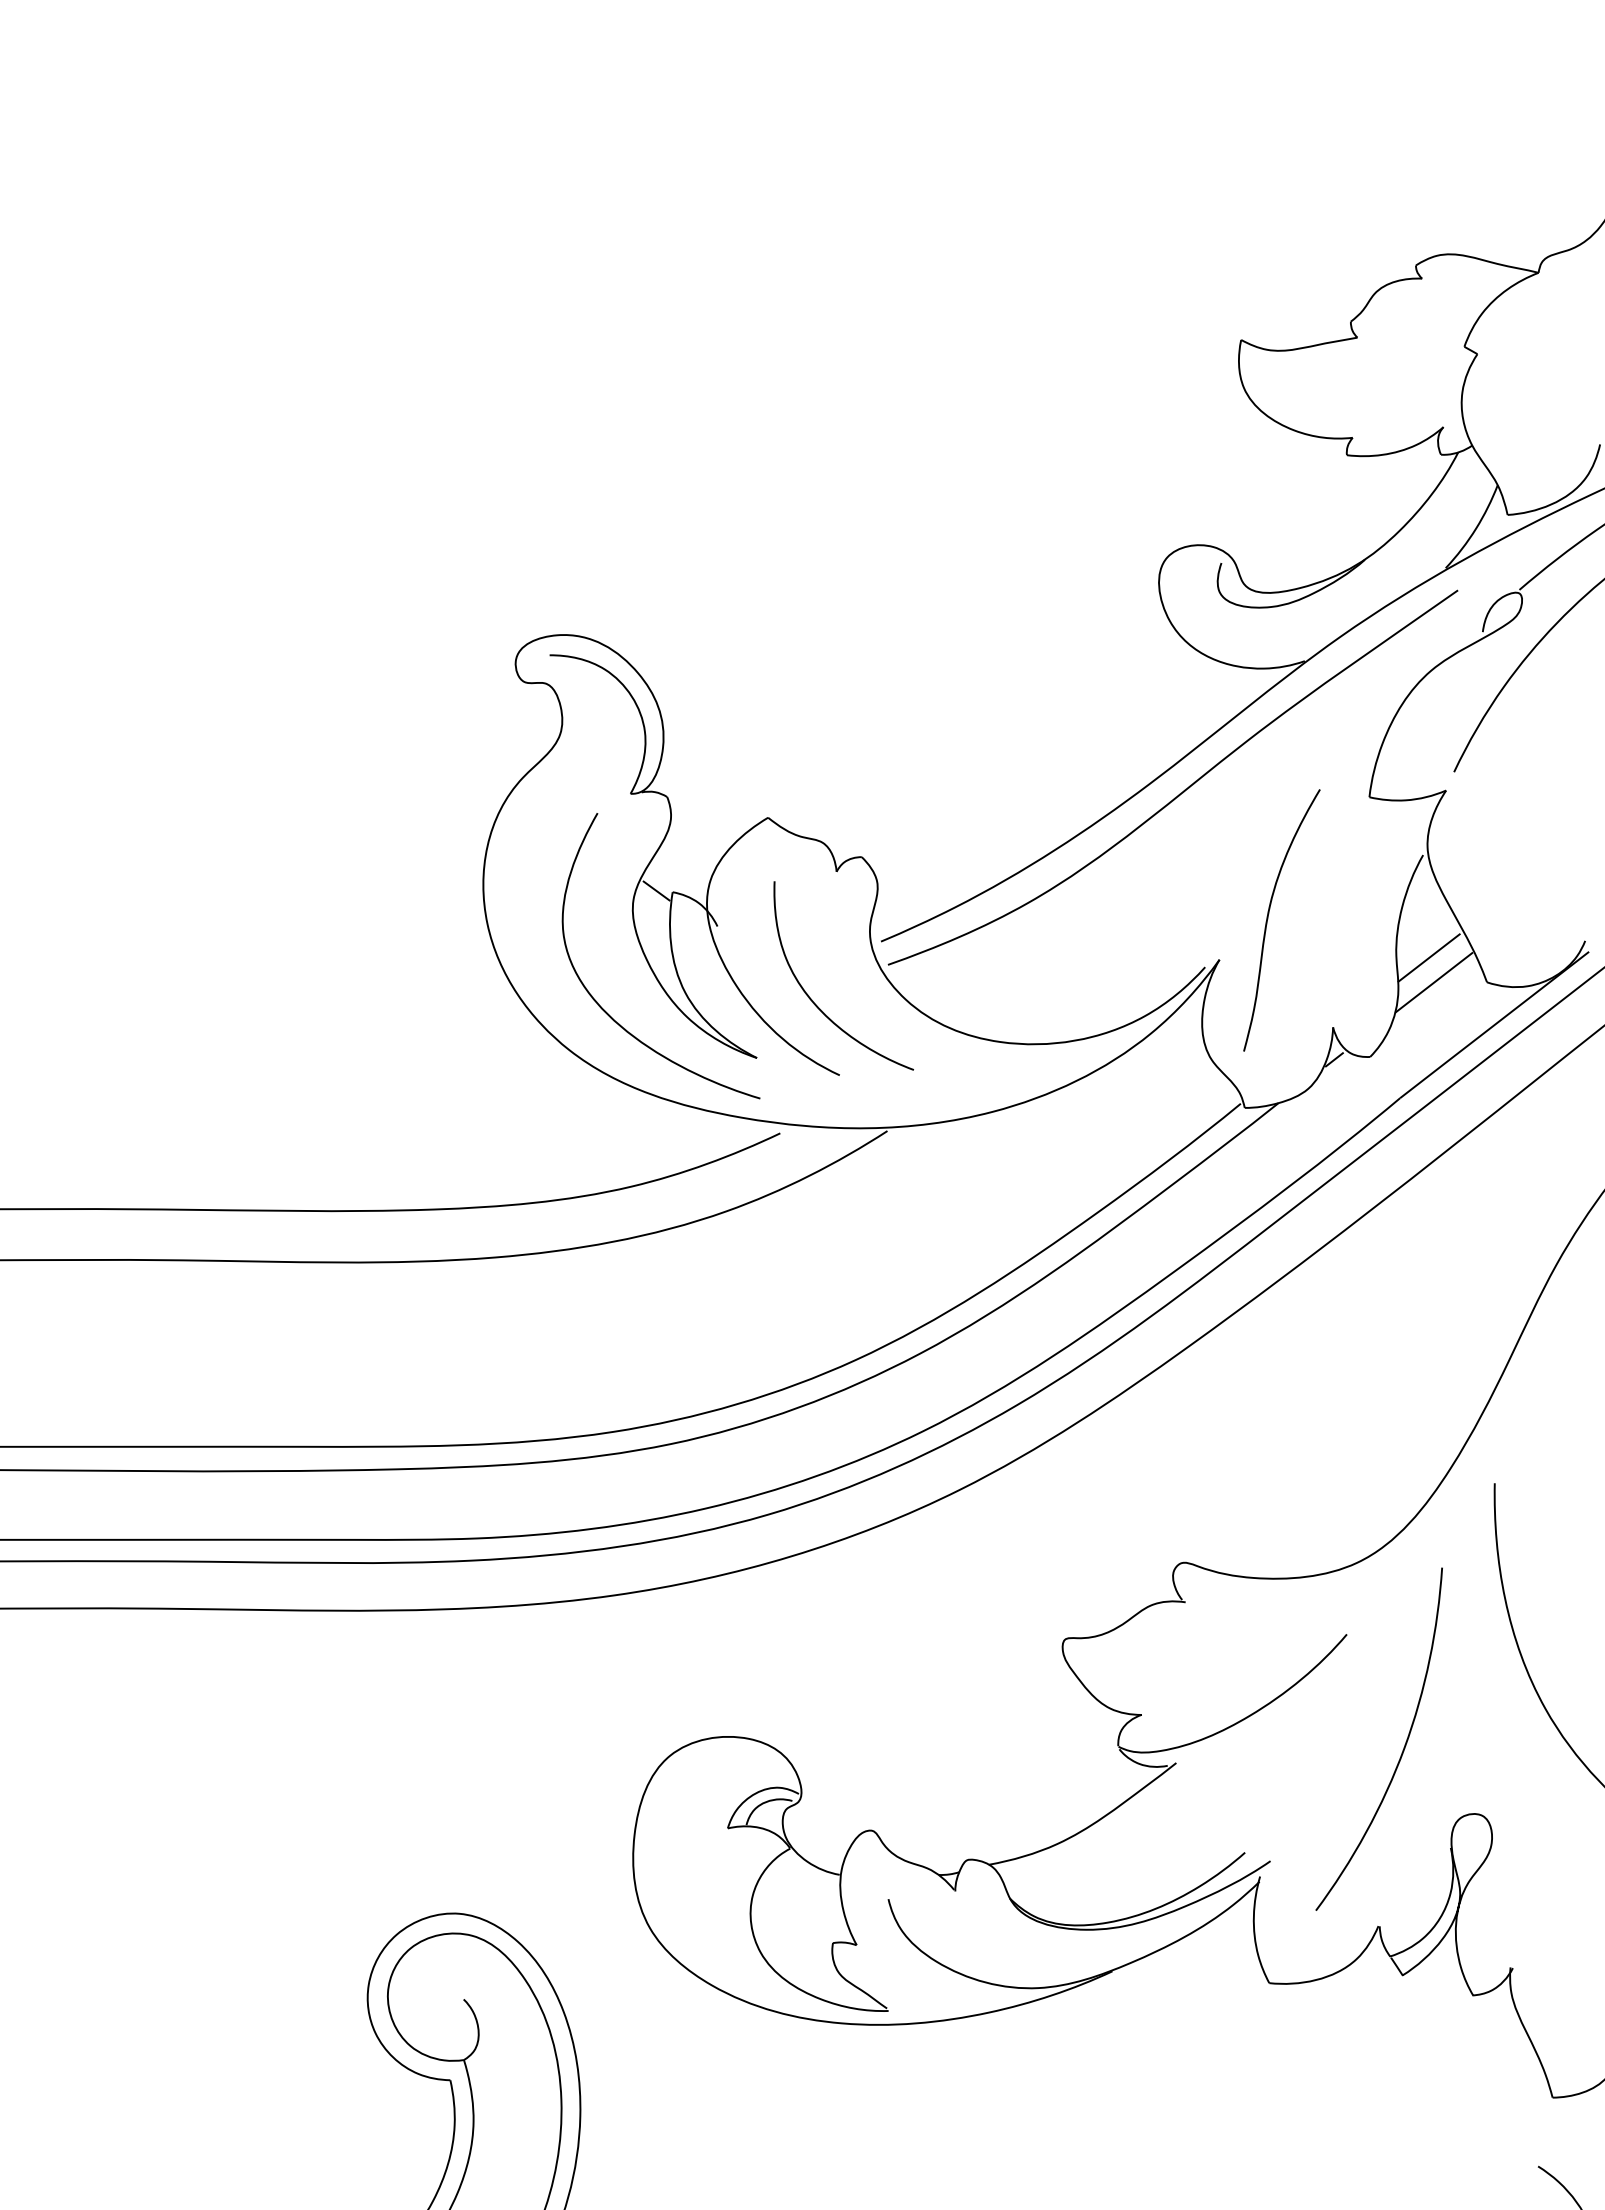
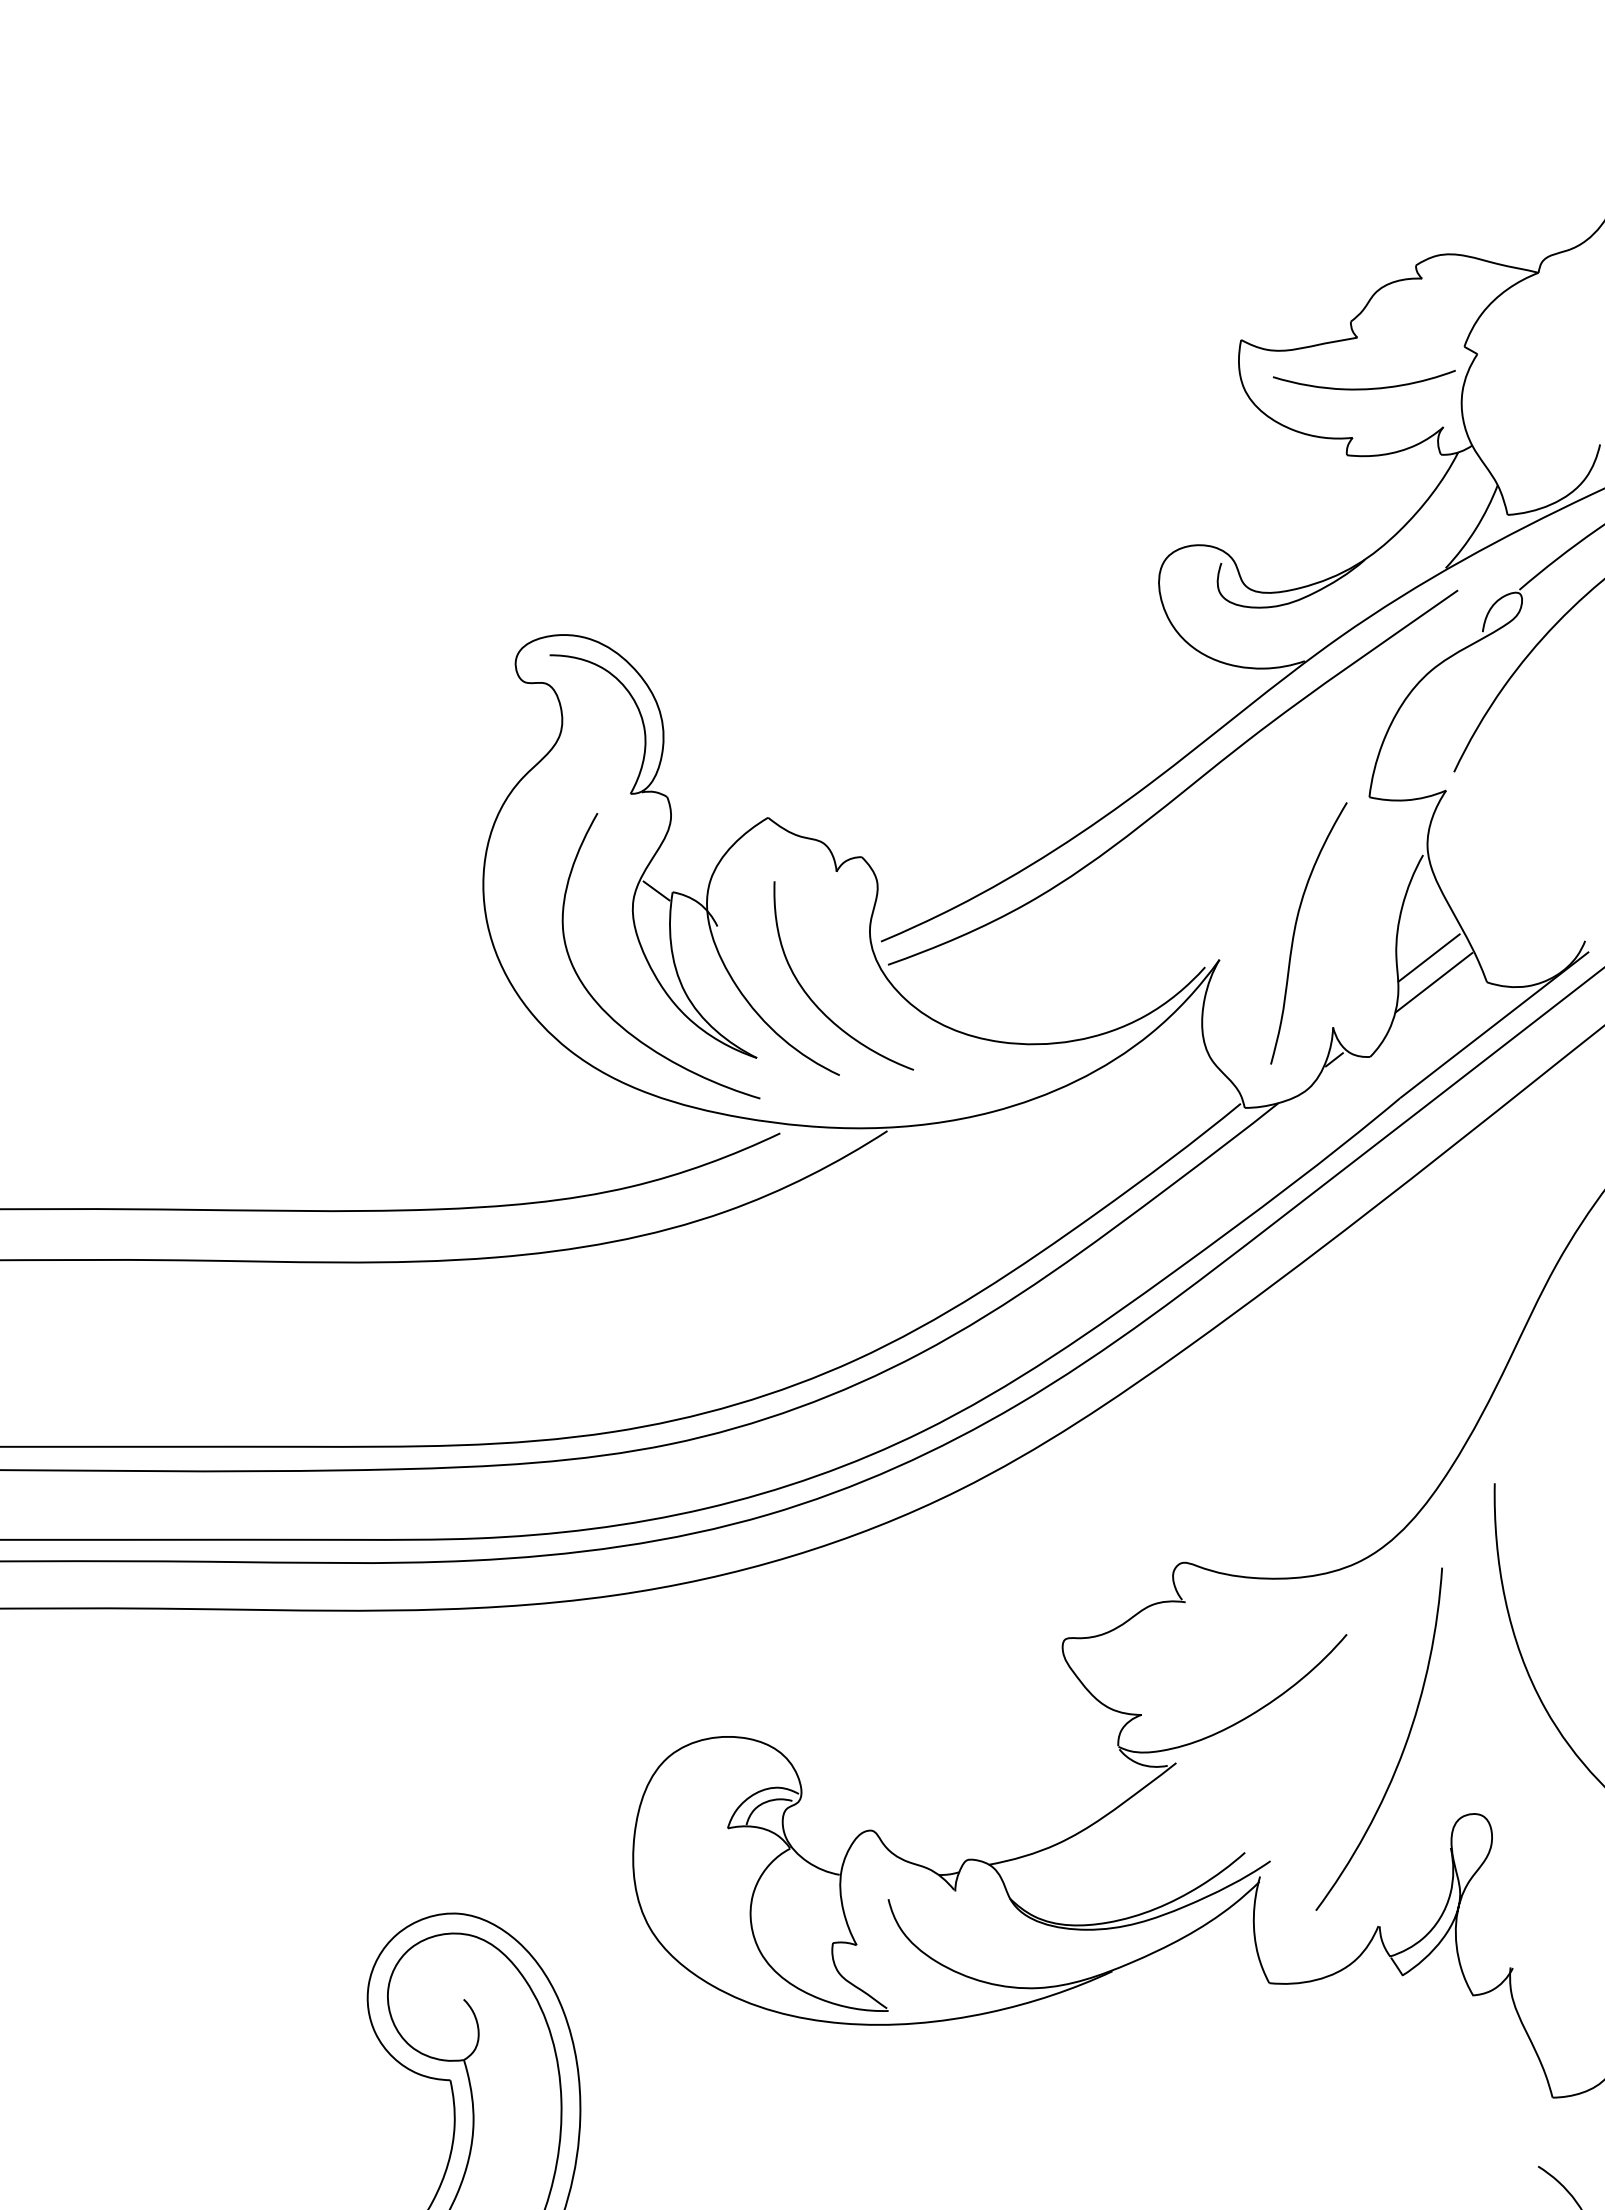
curve: none -> present (1363, 388)
curve position: (1268, 919) -> (1295, 932) (1295, 932)
